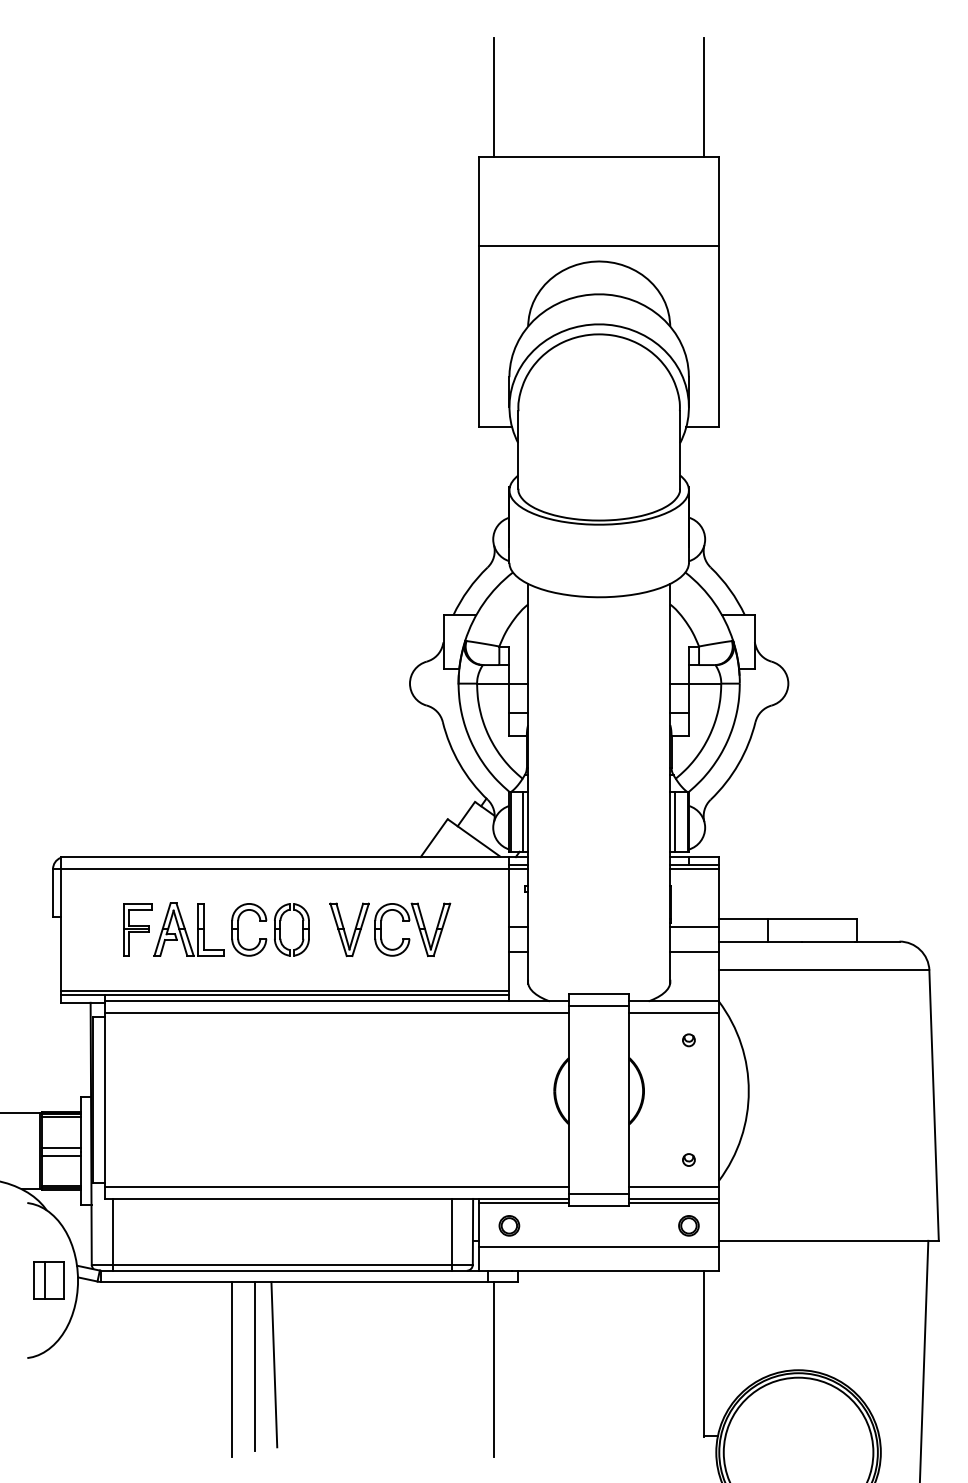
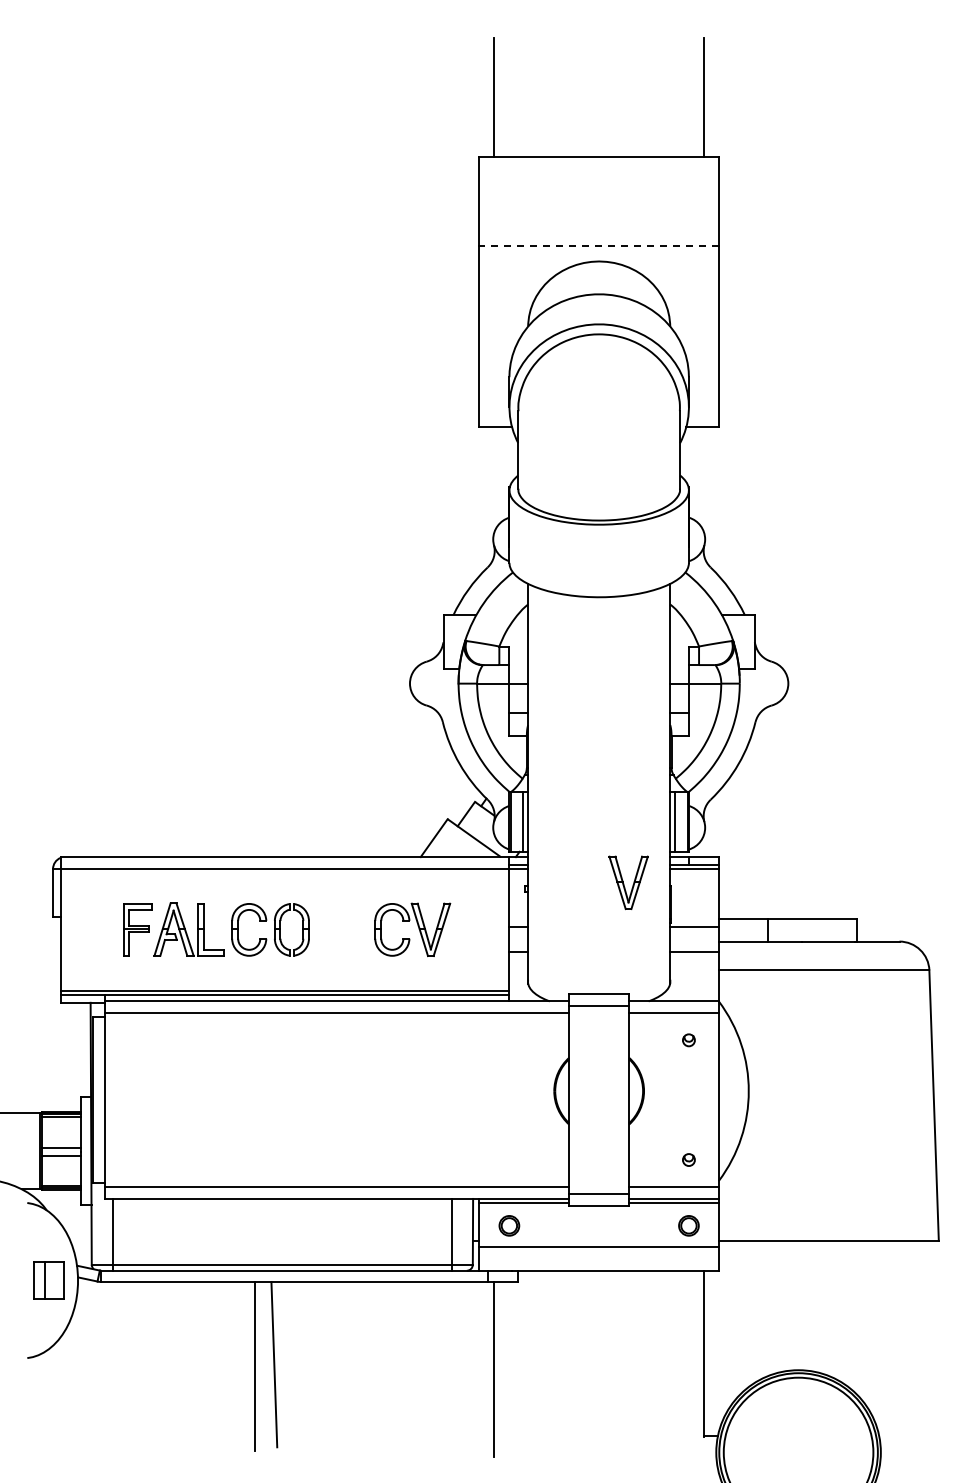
line: solid -> dashed (599, 246)
part position: (349, 929) -> (628, 882) (628, 882)
line: present -> none (923, 1359)
line: present -> none (232, 1368)
